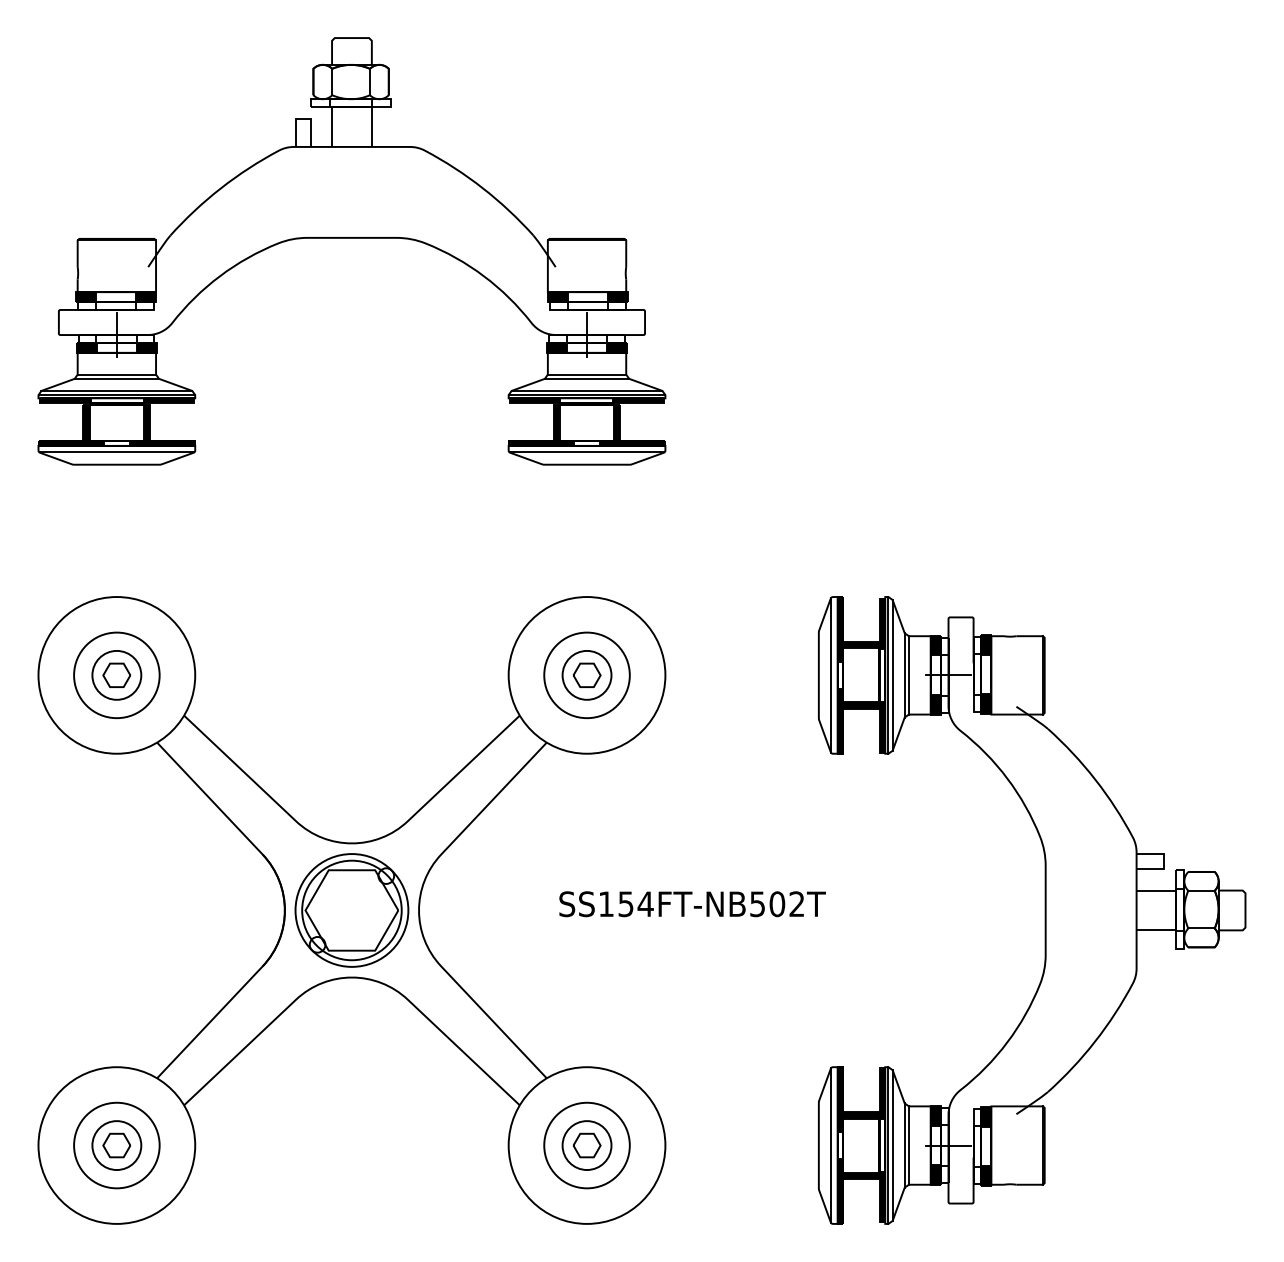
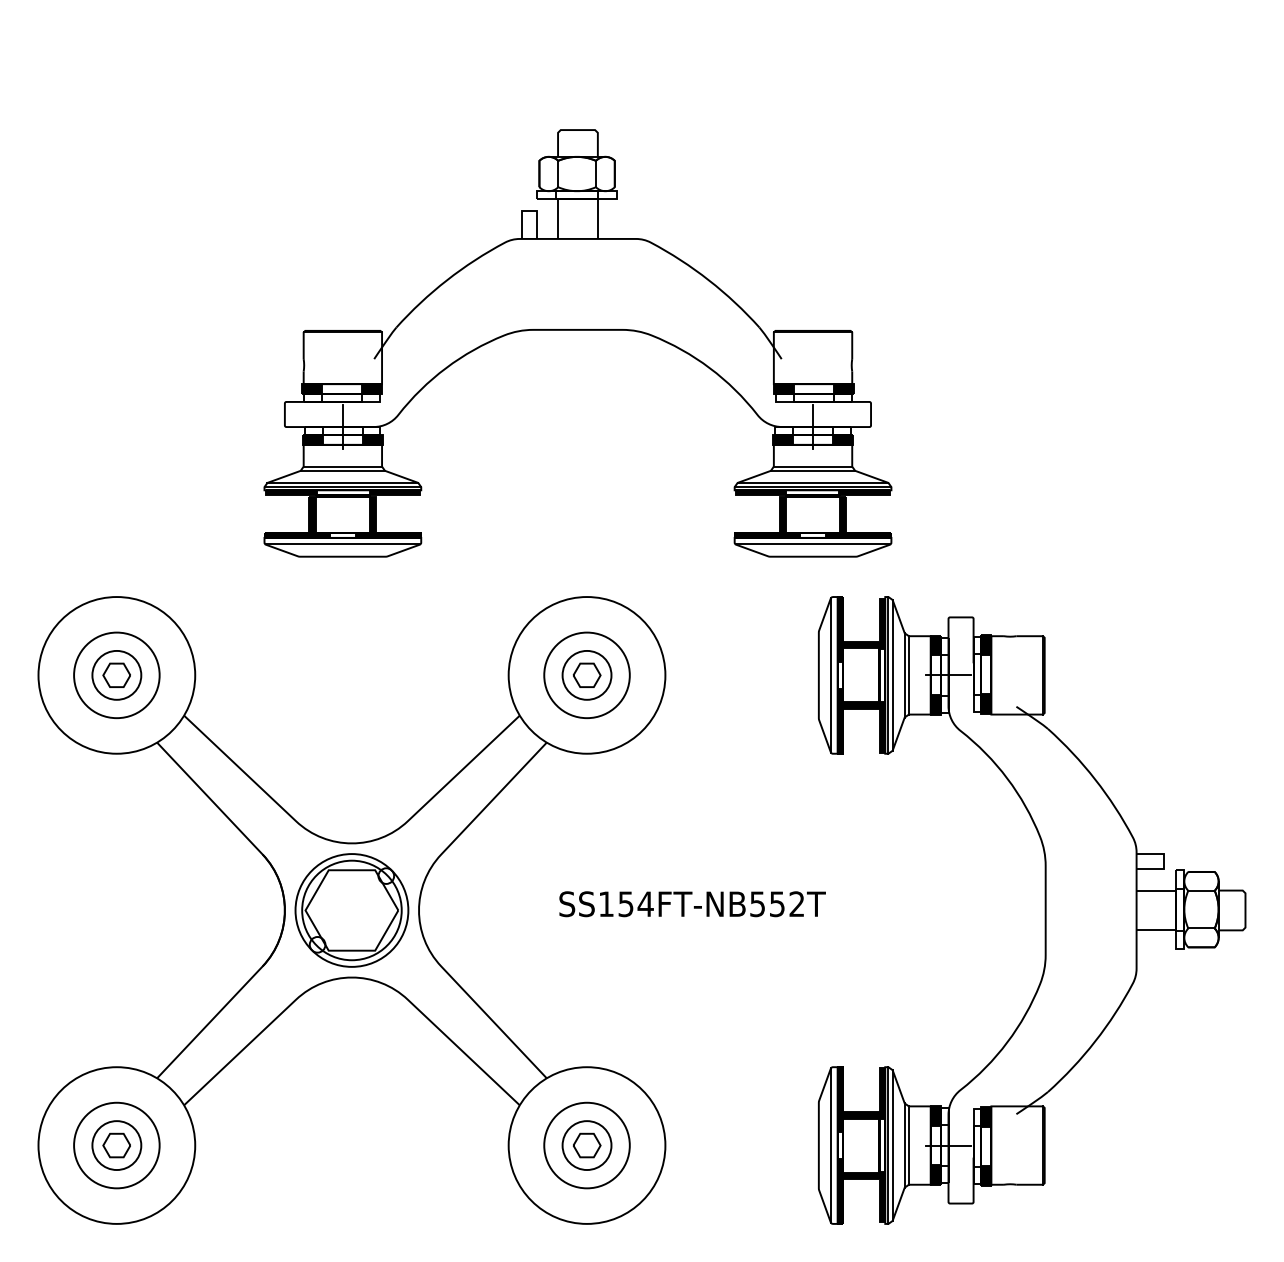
part position: (351, 238) -> (577, 330) (577, 330)
text: SS154FT-NB502T -> SS154FT-NB552T (777, 904)
